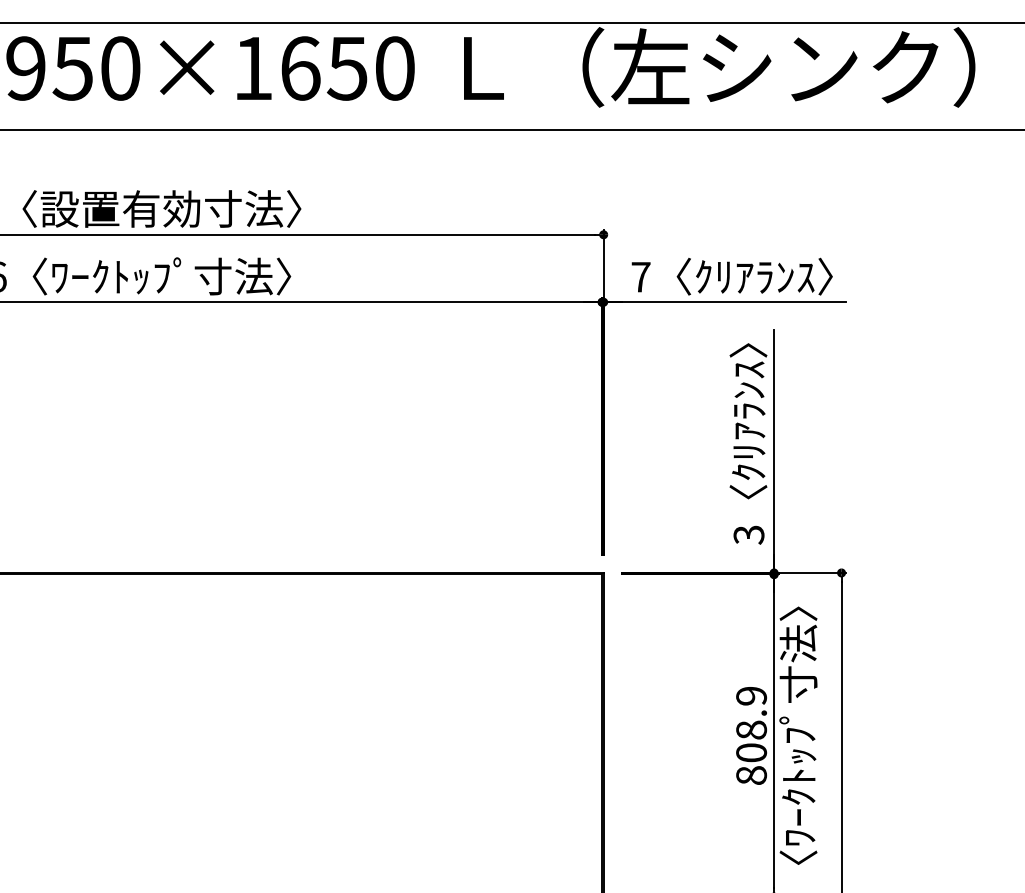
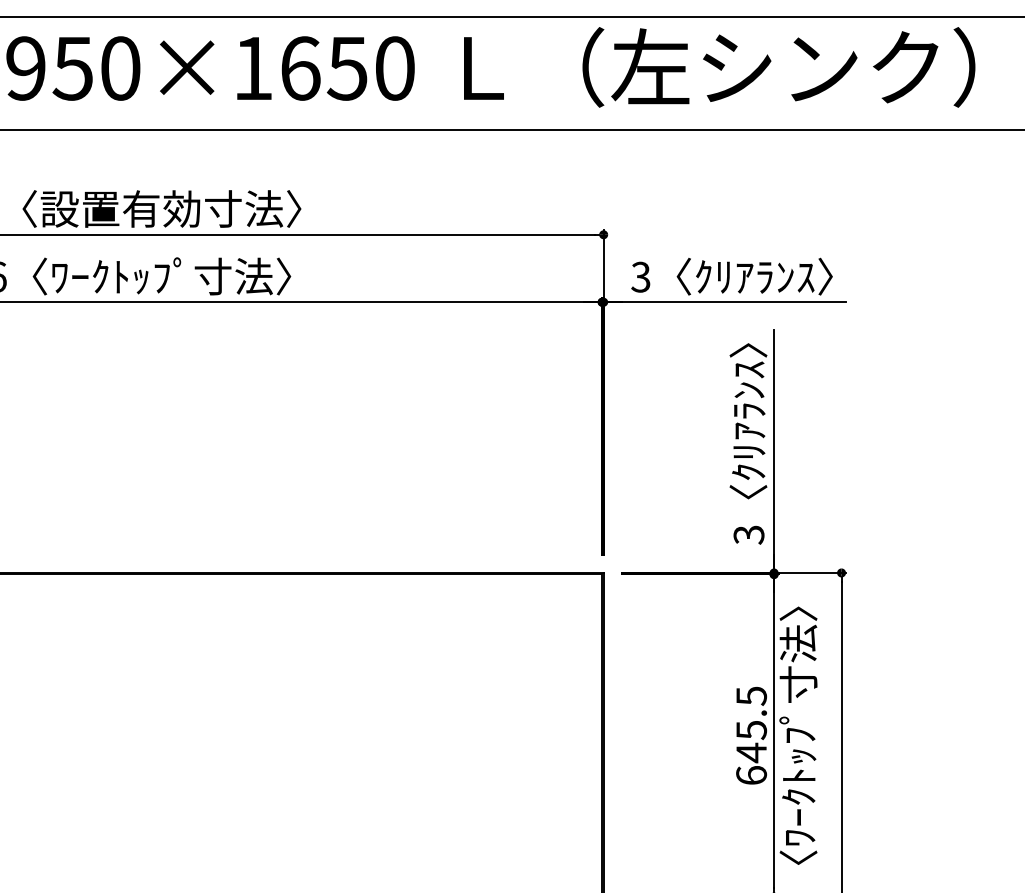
line position: (511, 22) -> (511, 16) (511, 16)
text: 7 -> 3 (640, 276)
text: 808.9 -> 645.5 (751, 735)
